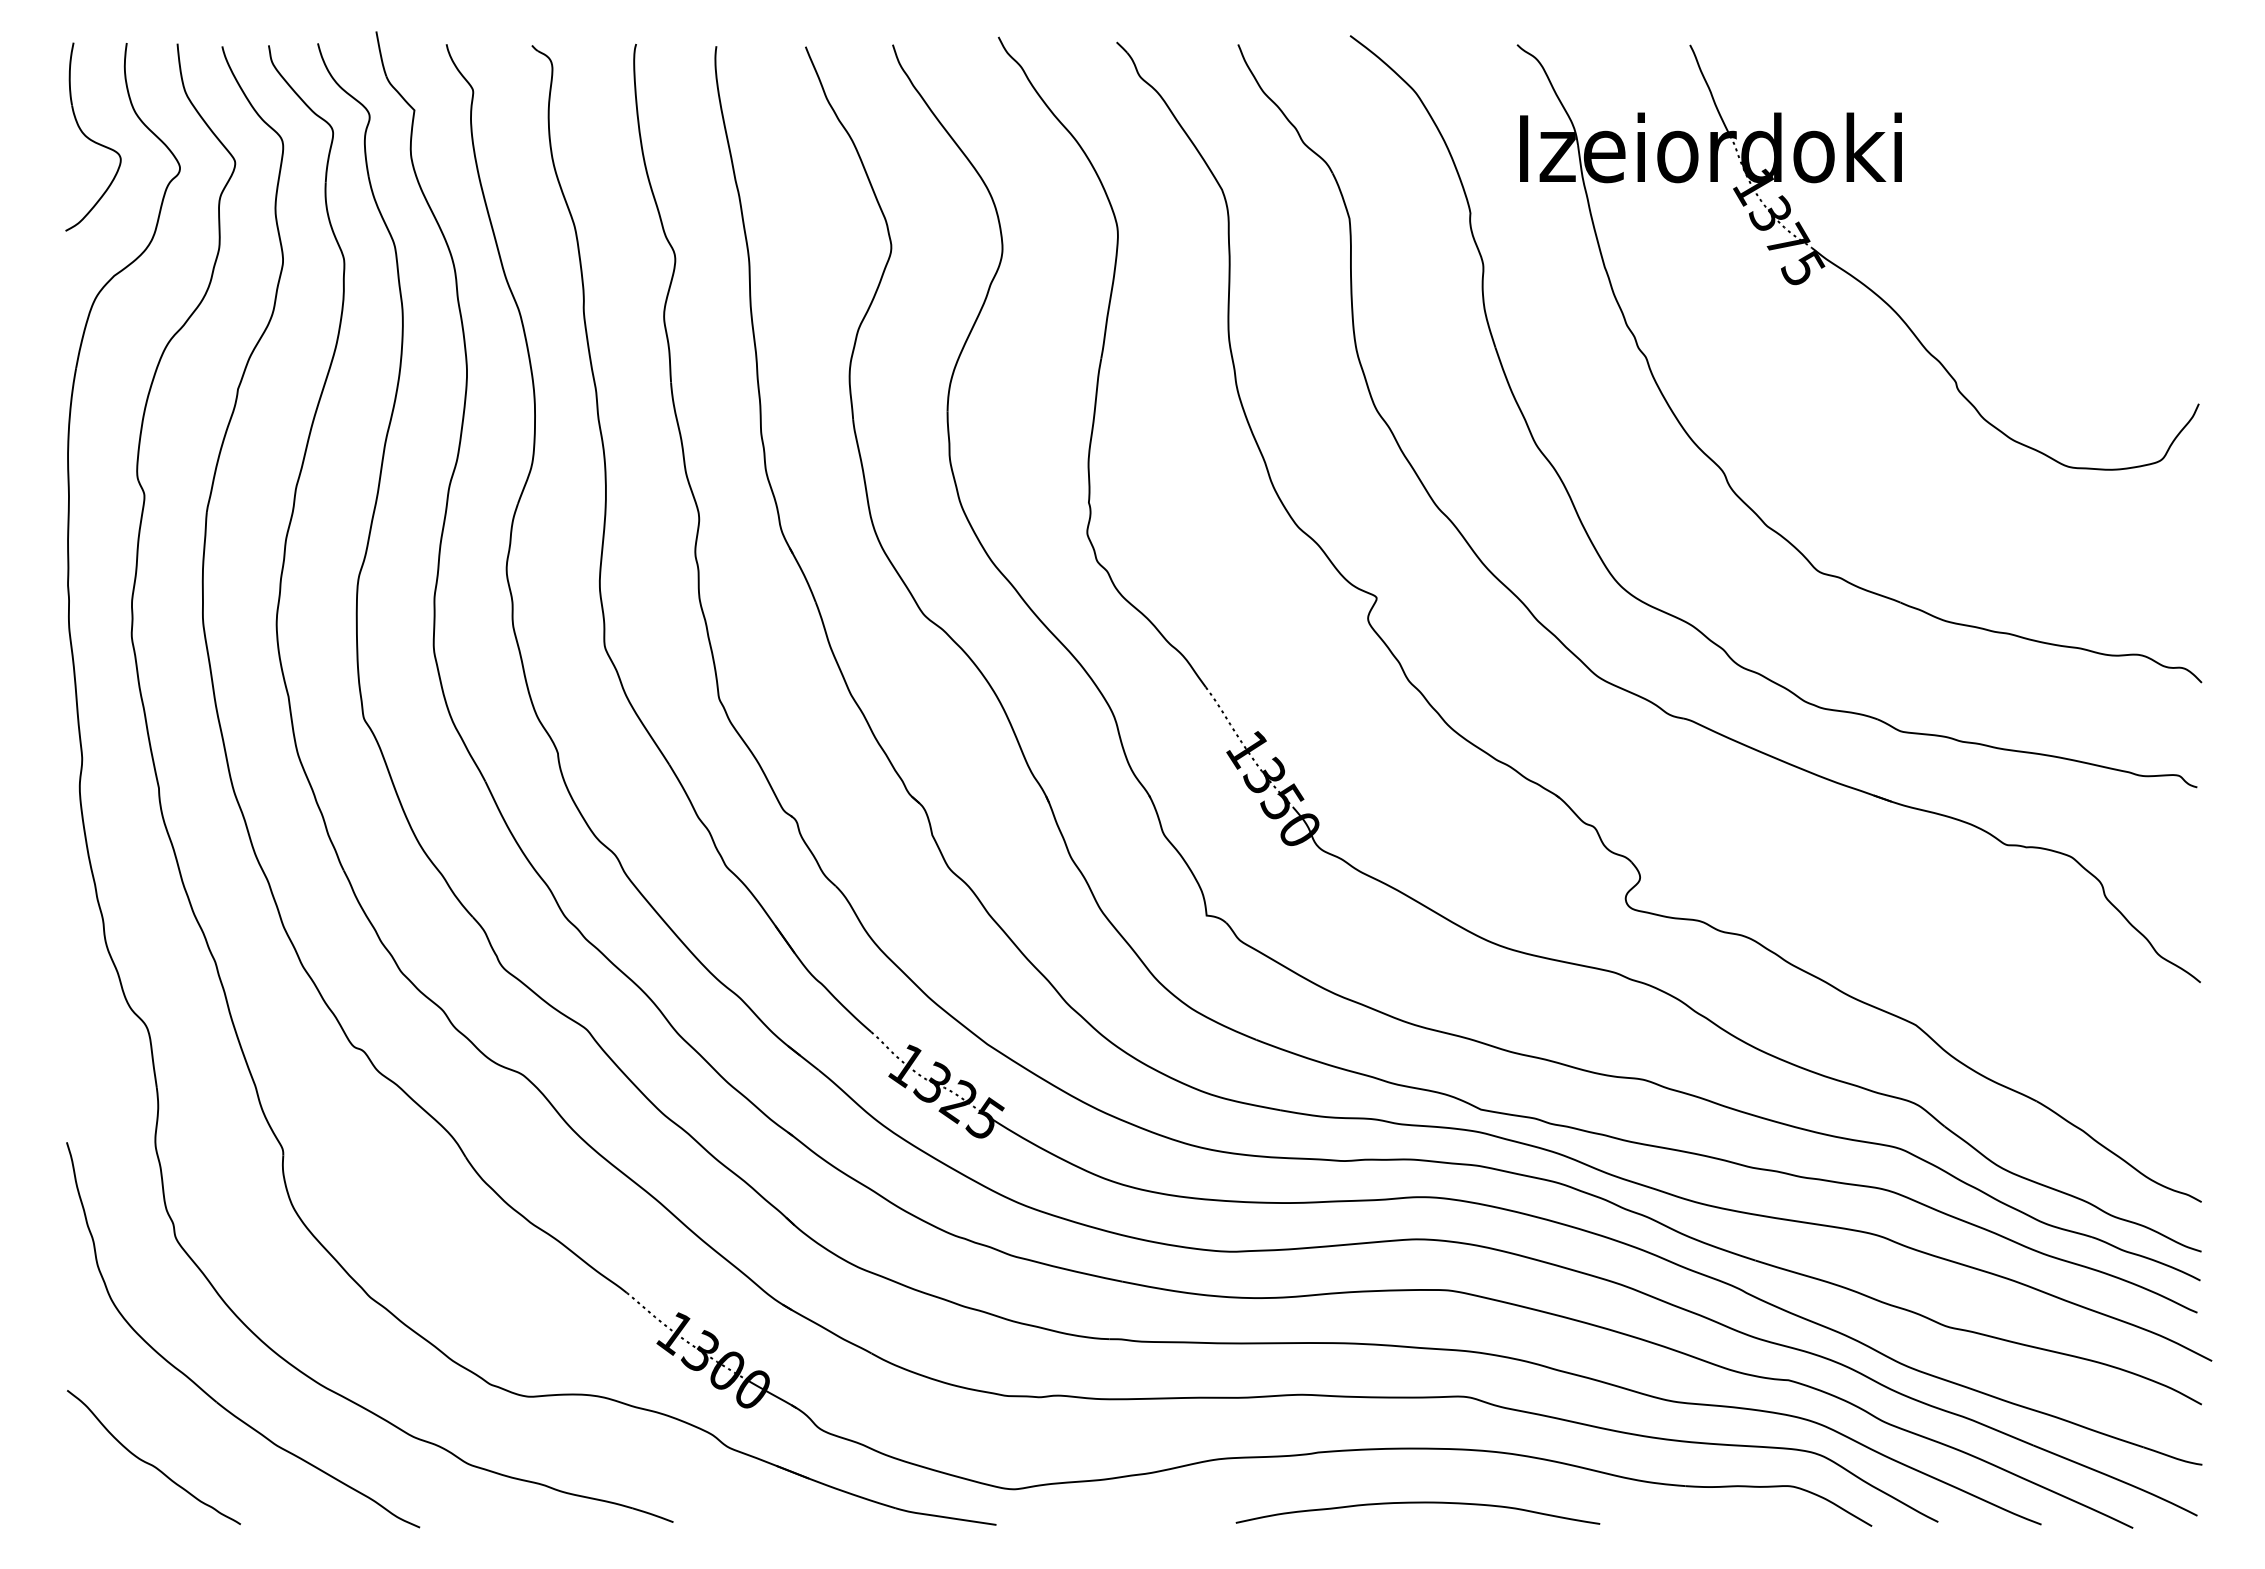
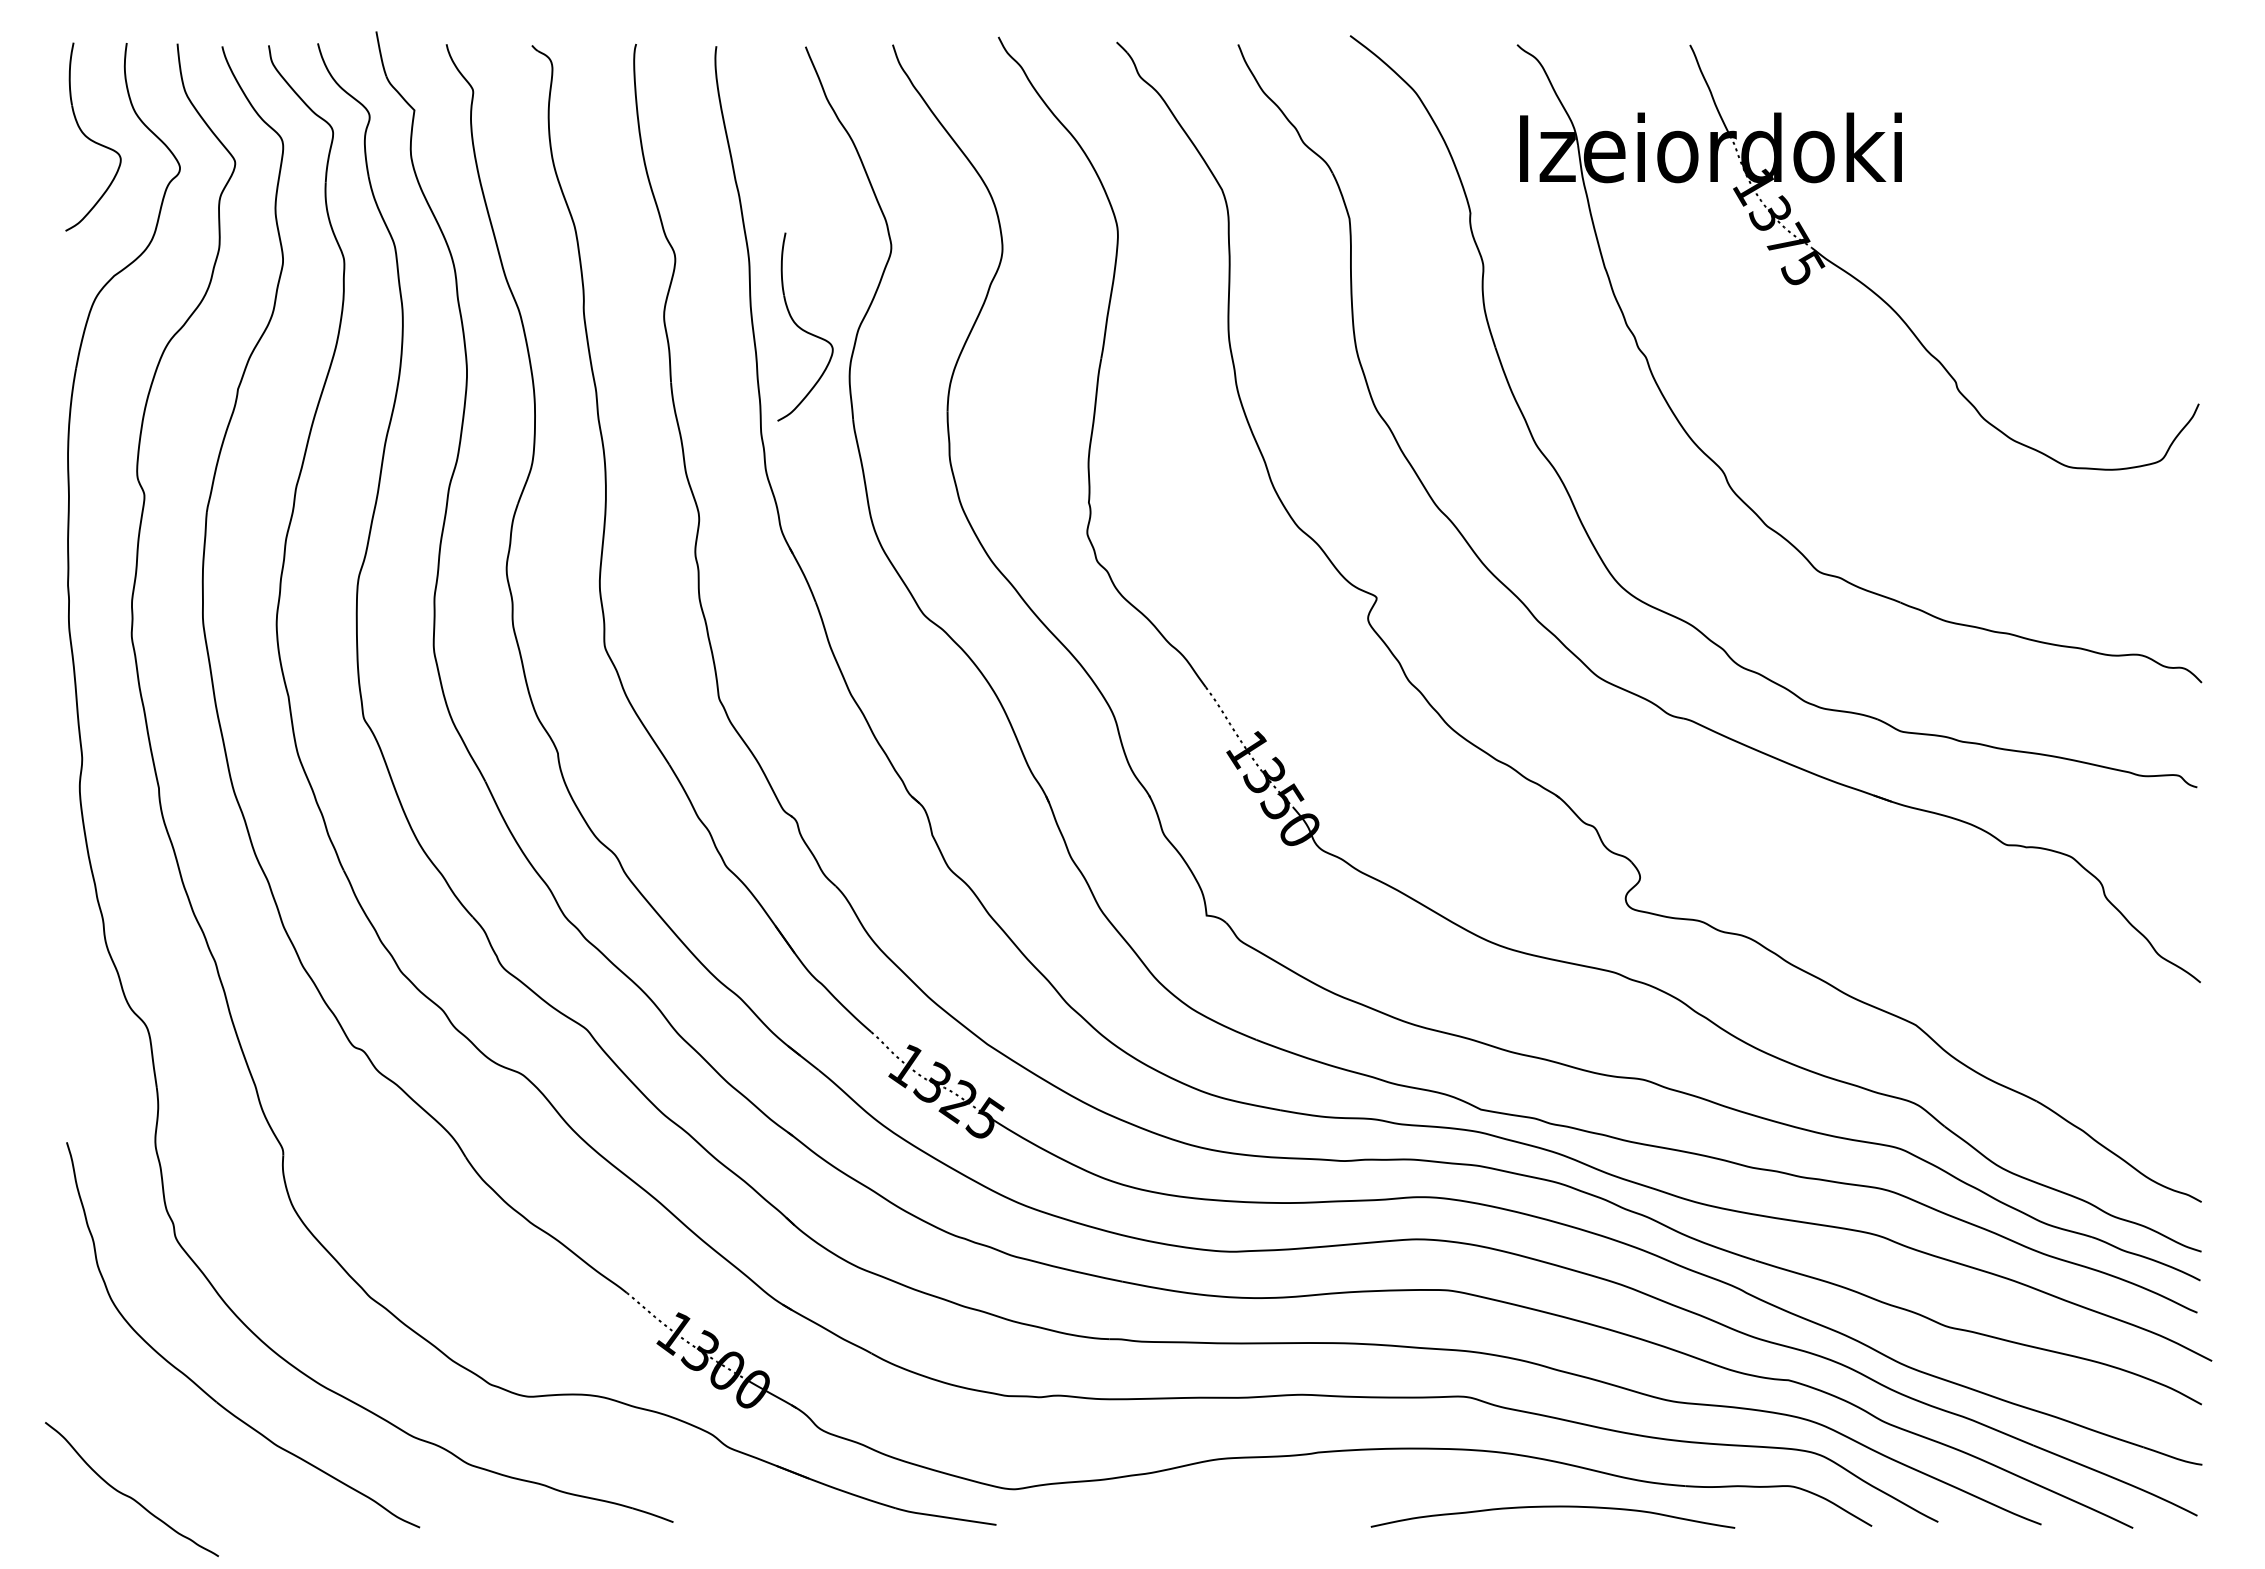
part: none -> present (805, 326)
curve position: (150, 1463) -> (128, 1495) (128, 1495)
curve position: (1417, 1503) -> (1552, 1507) (1552, 1507)
